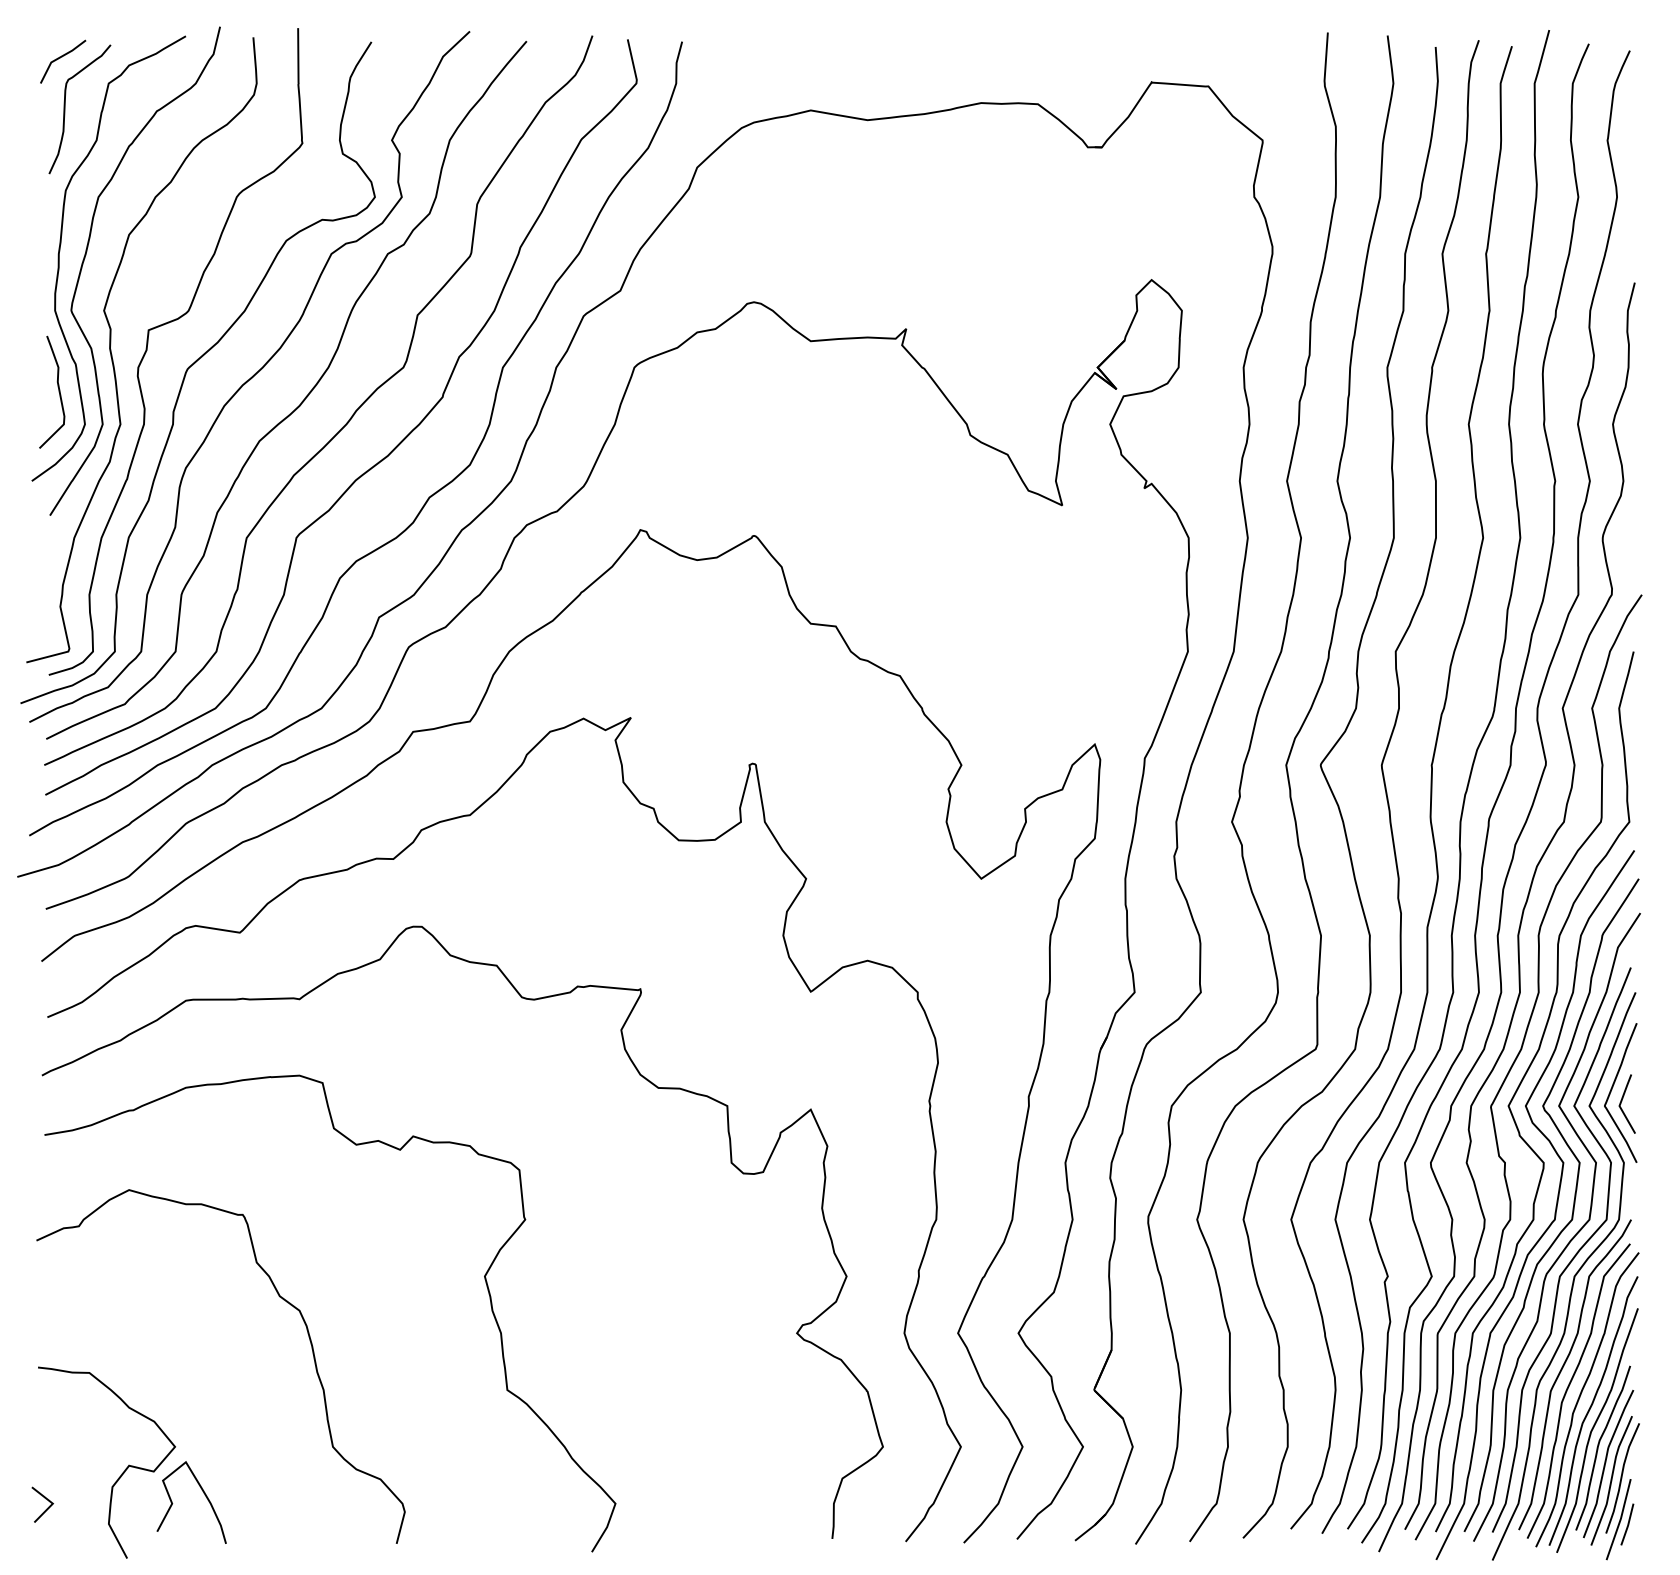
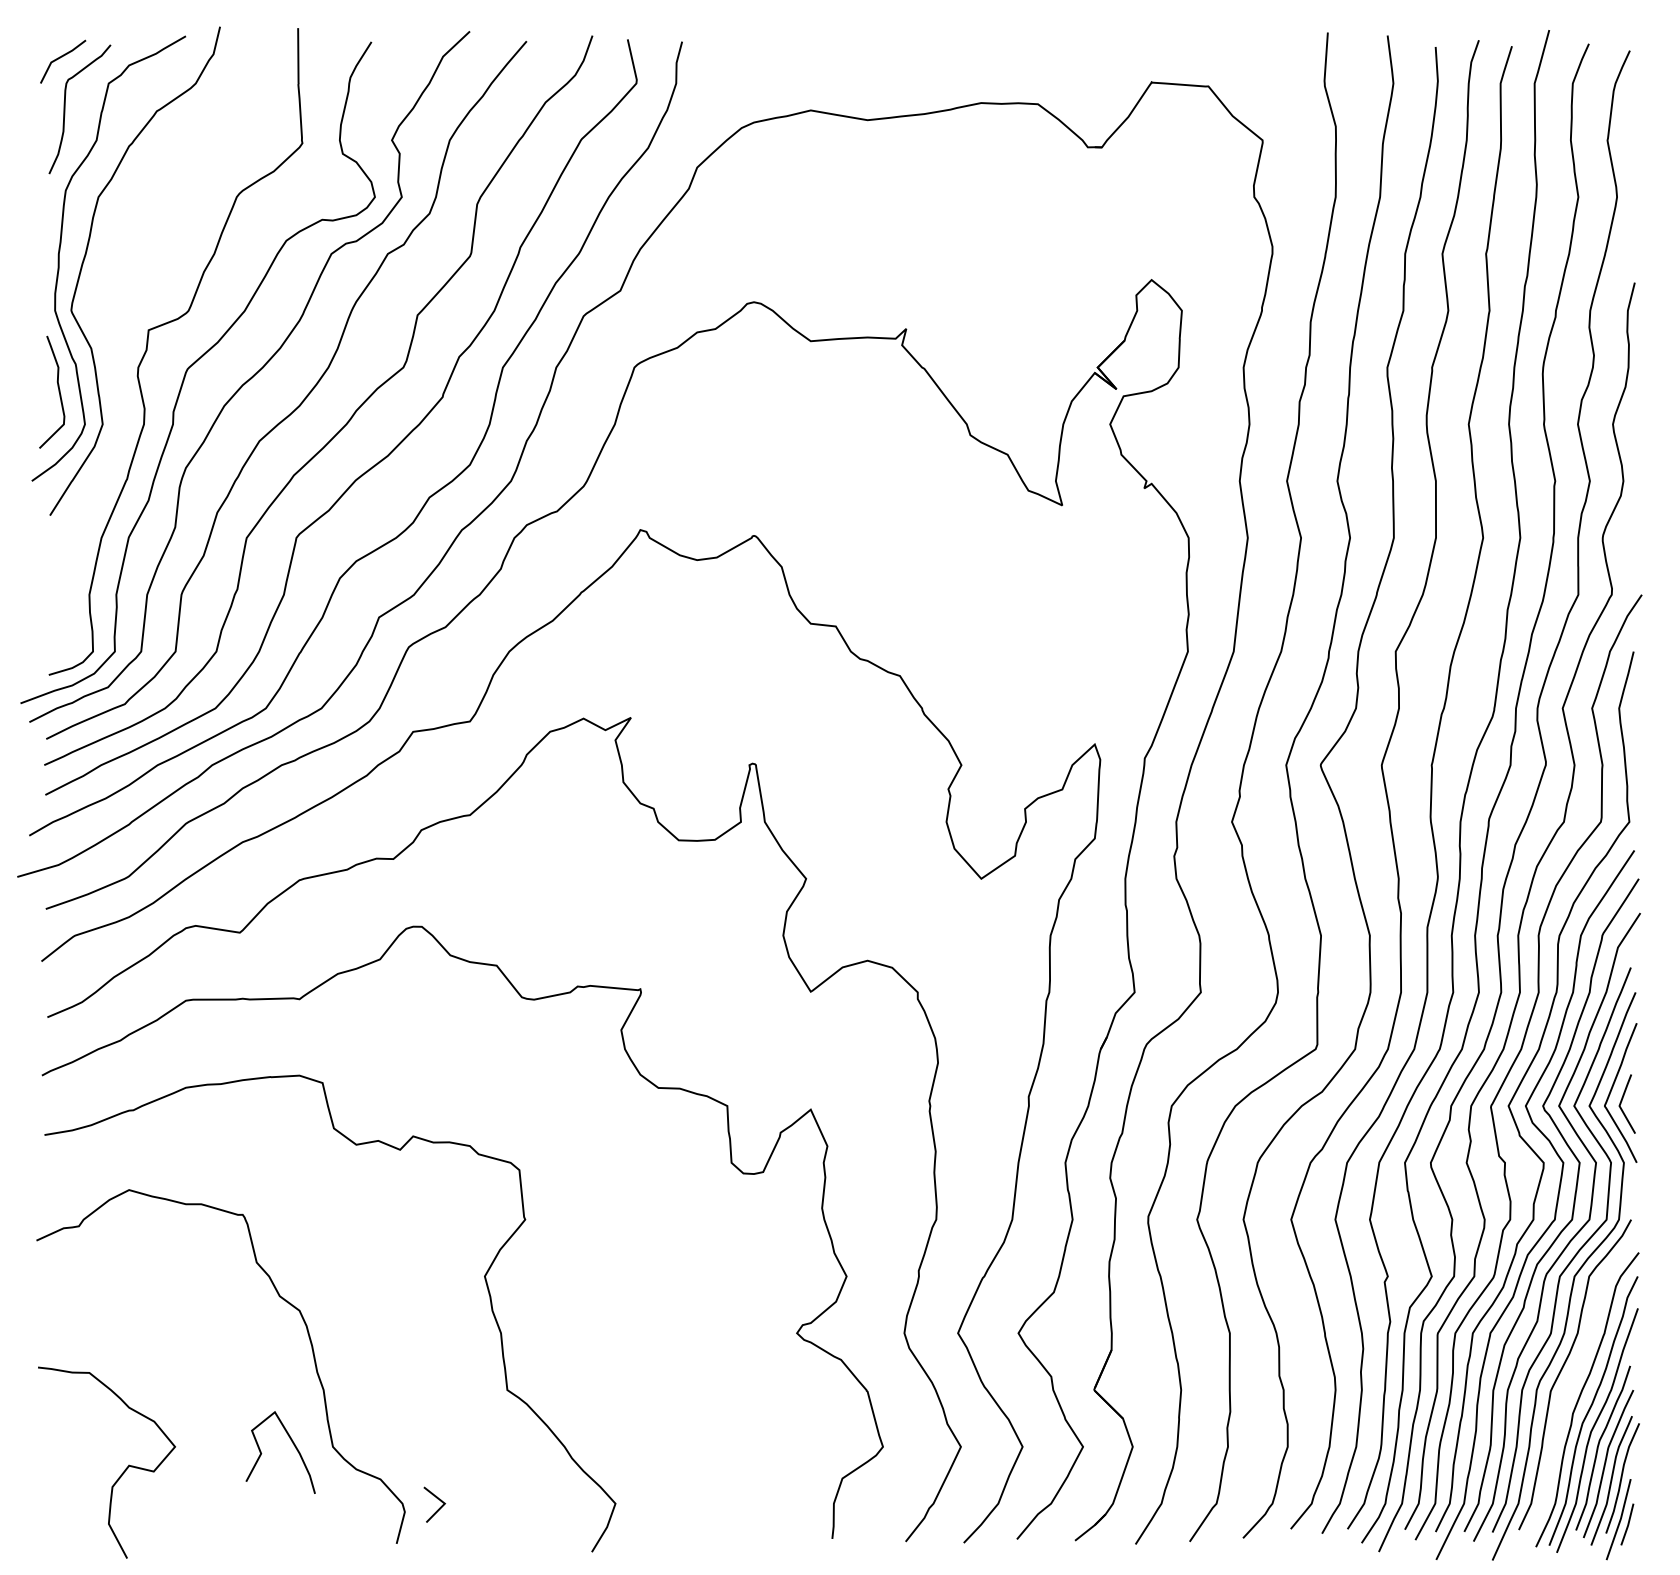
curve: present -> none (112, 354)
curve: present -> none (1569, 1387)
curve position: (204, 1495) -> (293, 1445) (293, 1445)
line position: (46, 1508) -> (438, 1508) (438, 1508)
